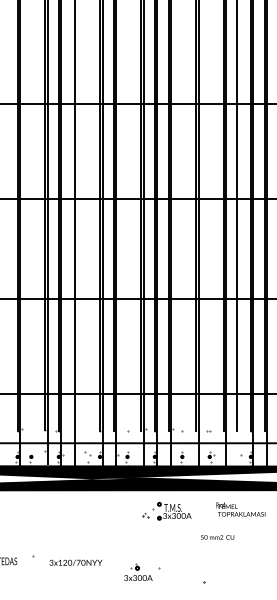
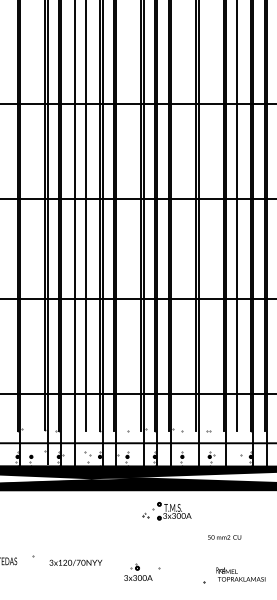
line: none -> present (86, 216)
text position: (240, 509) -> (240, 574) (240, 574)
text position: (217, 537) -> (224, 537) (224, 537)
